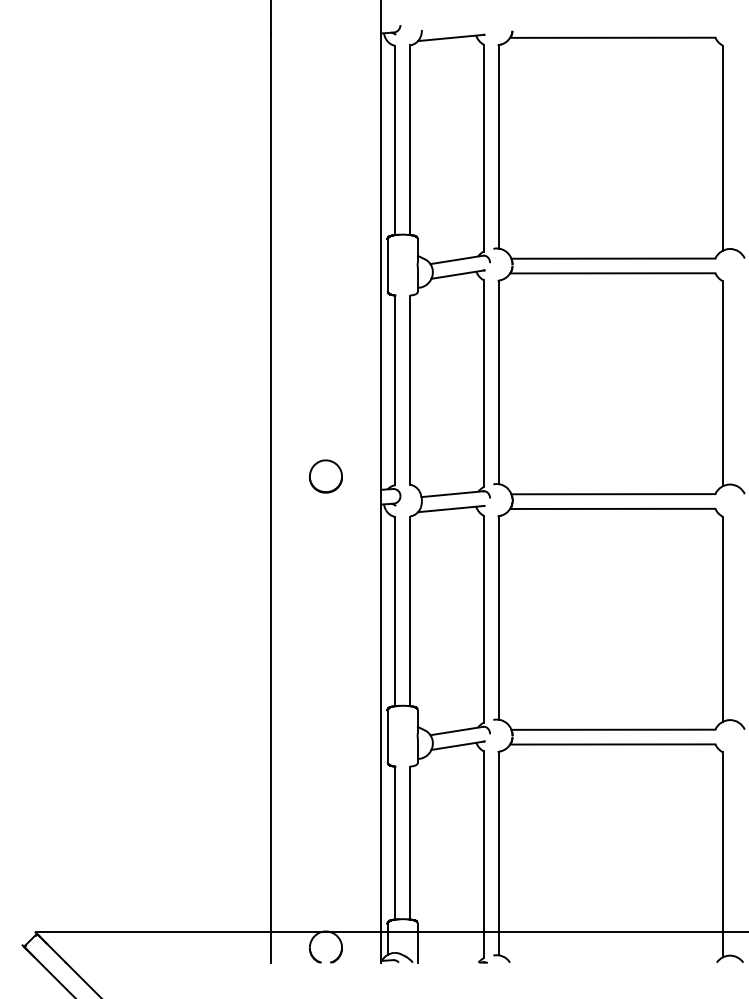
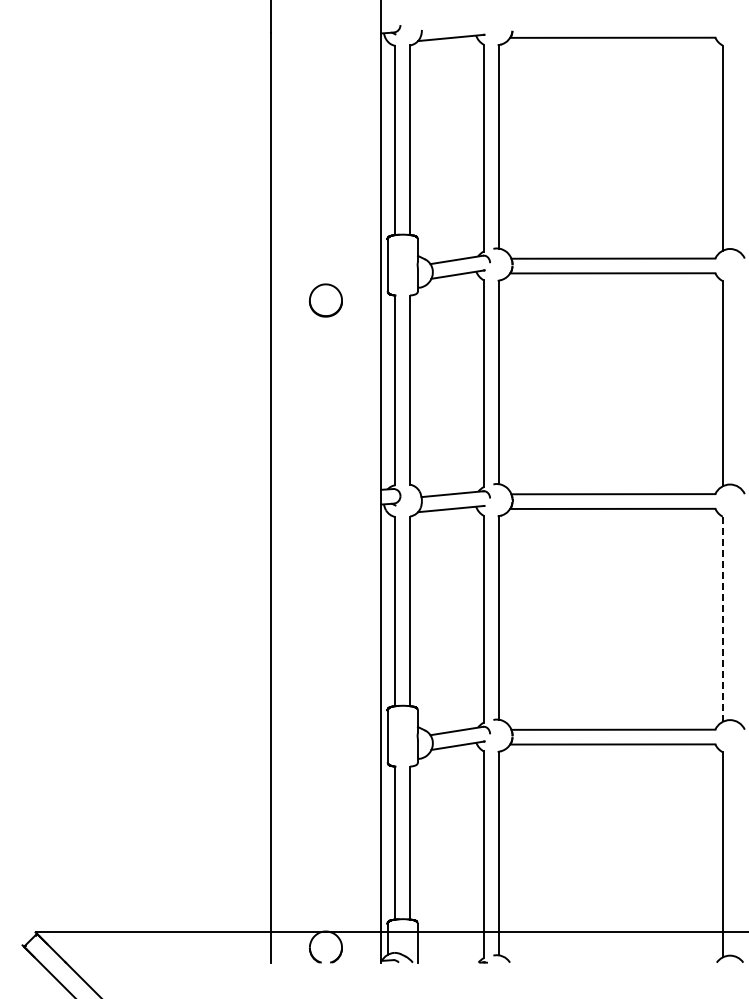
part position: (325, 476) -> (325, 300) (325, 300)
line: solid -> dashed (722, 619)
